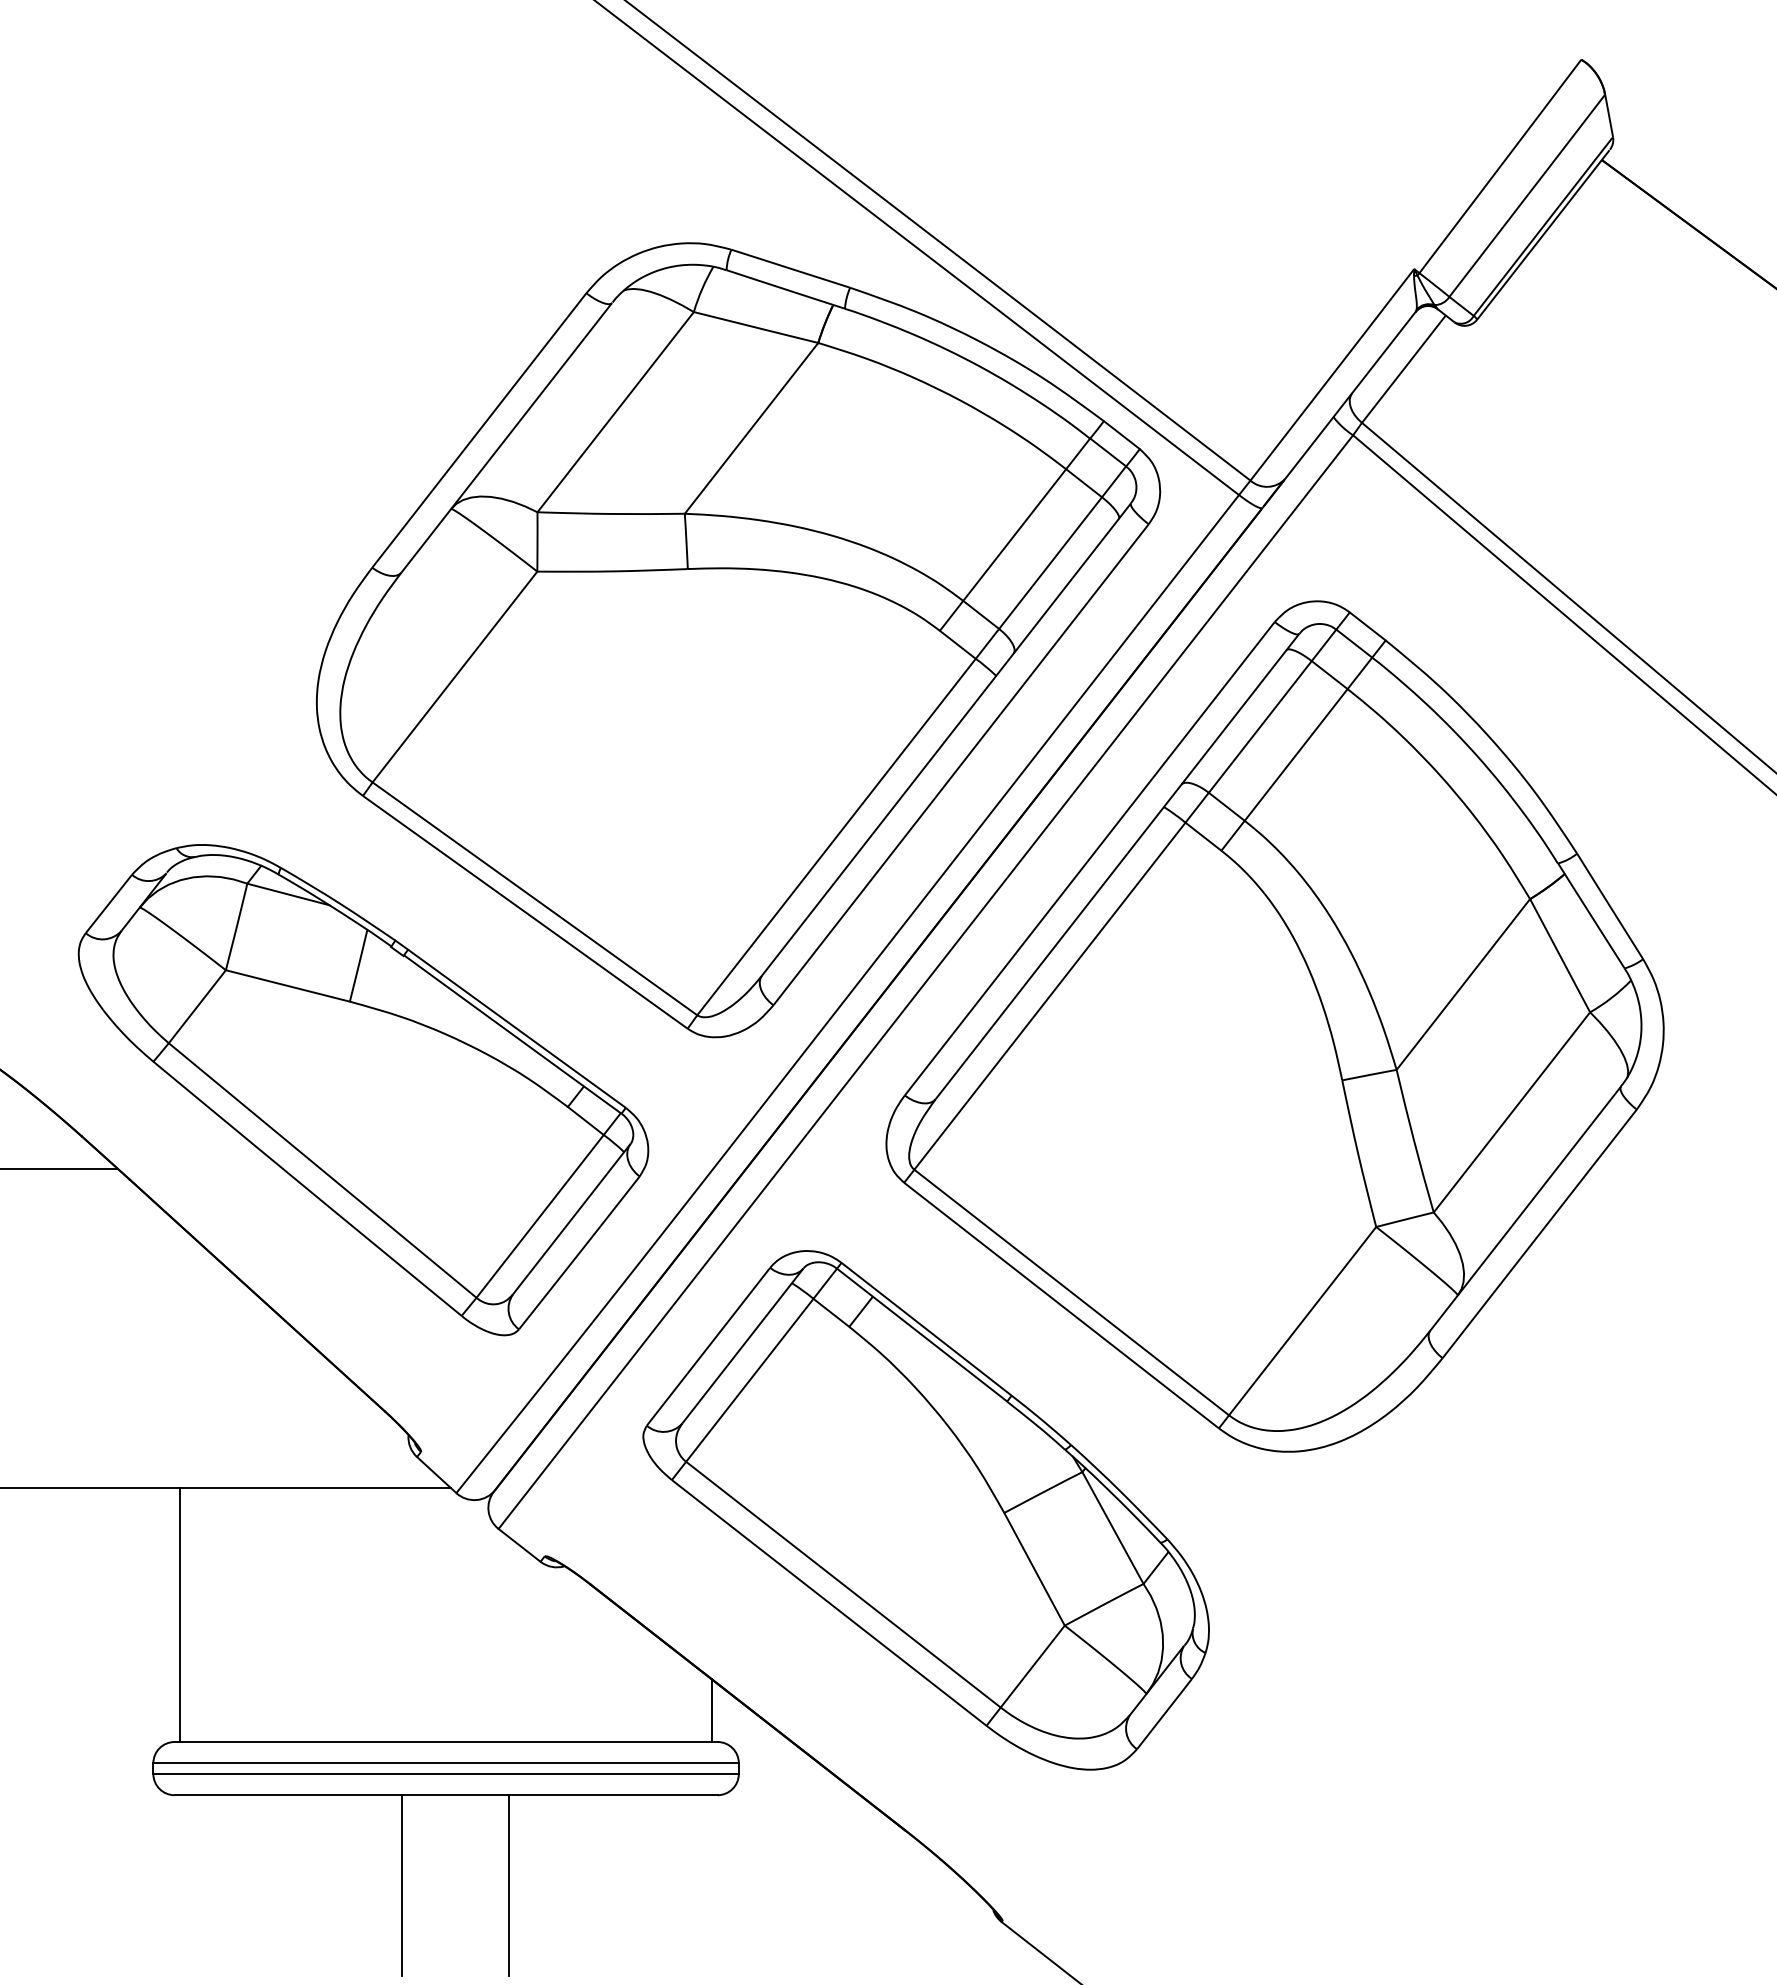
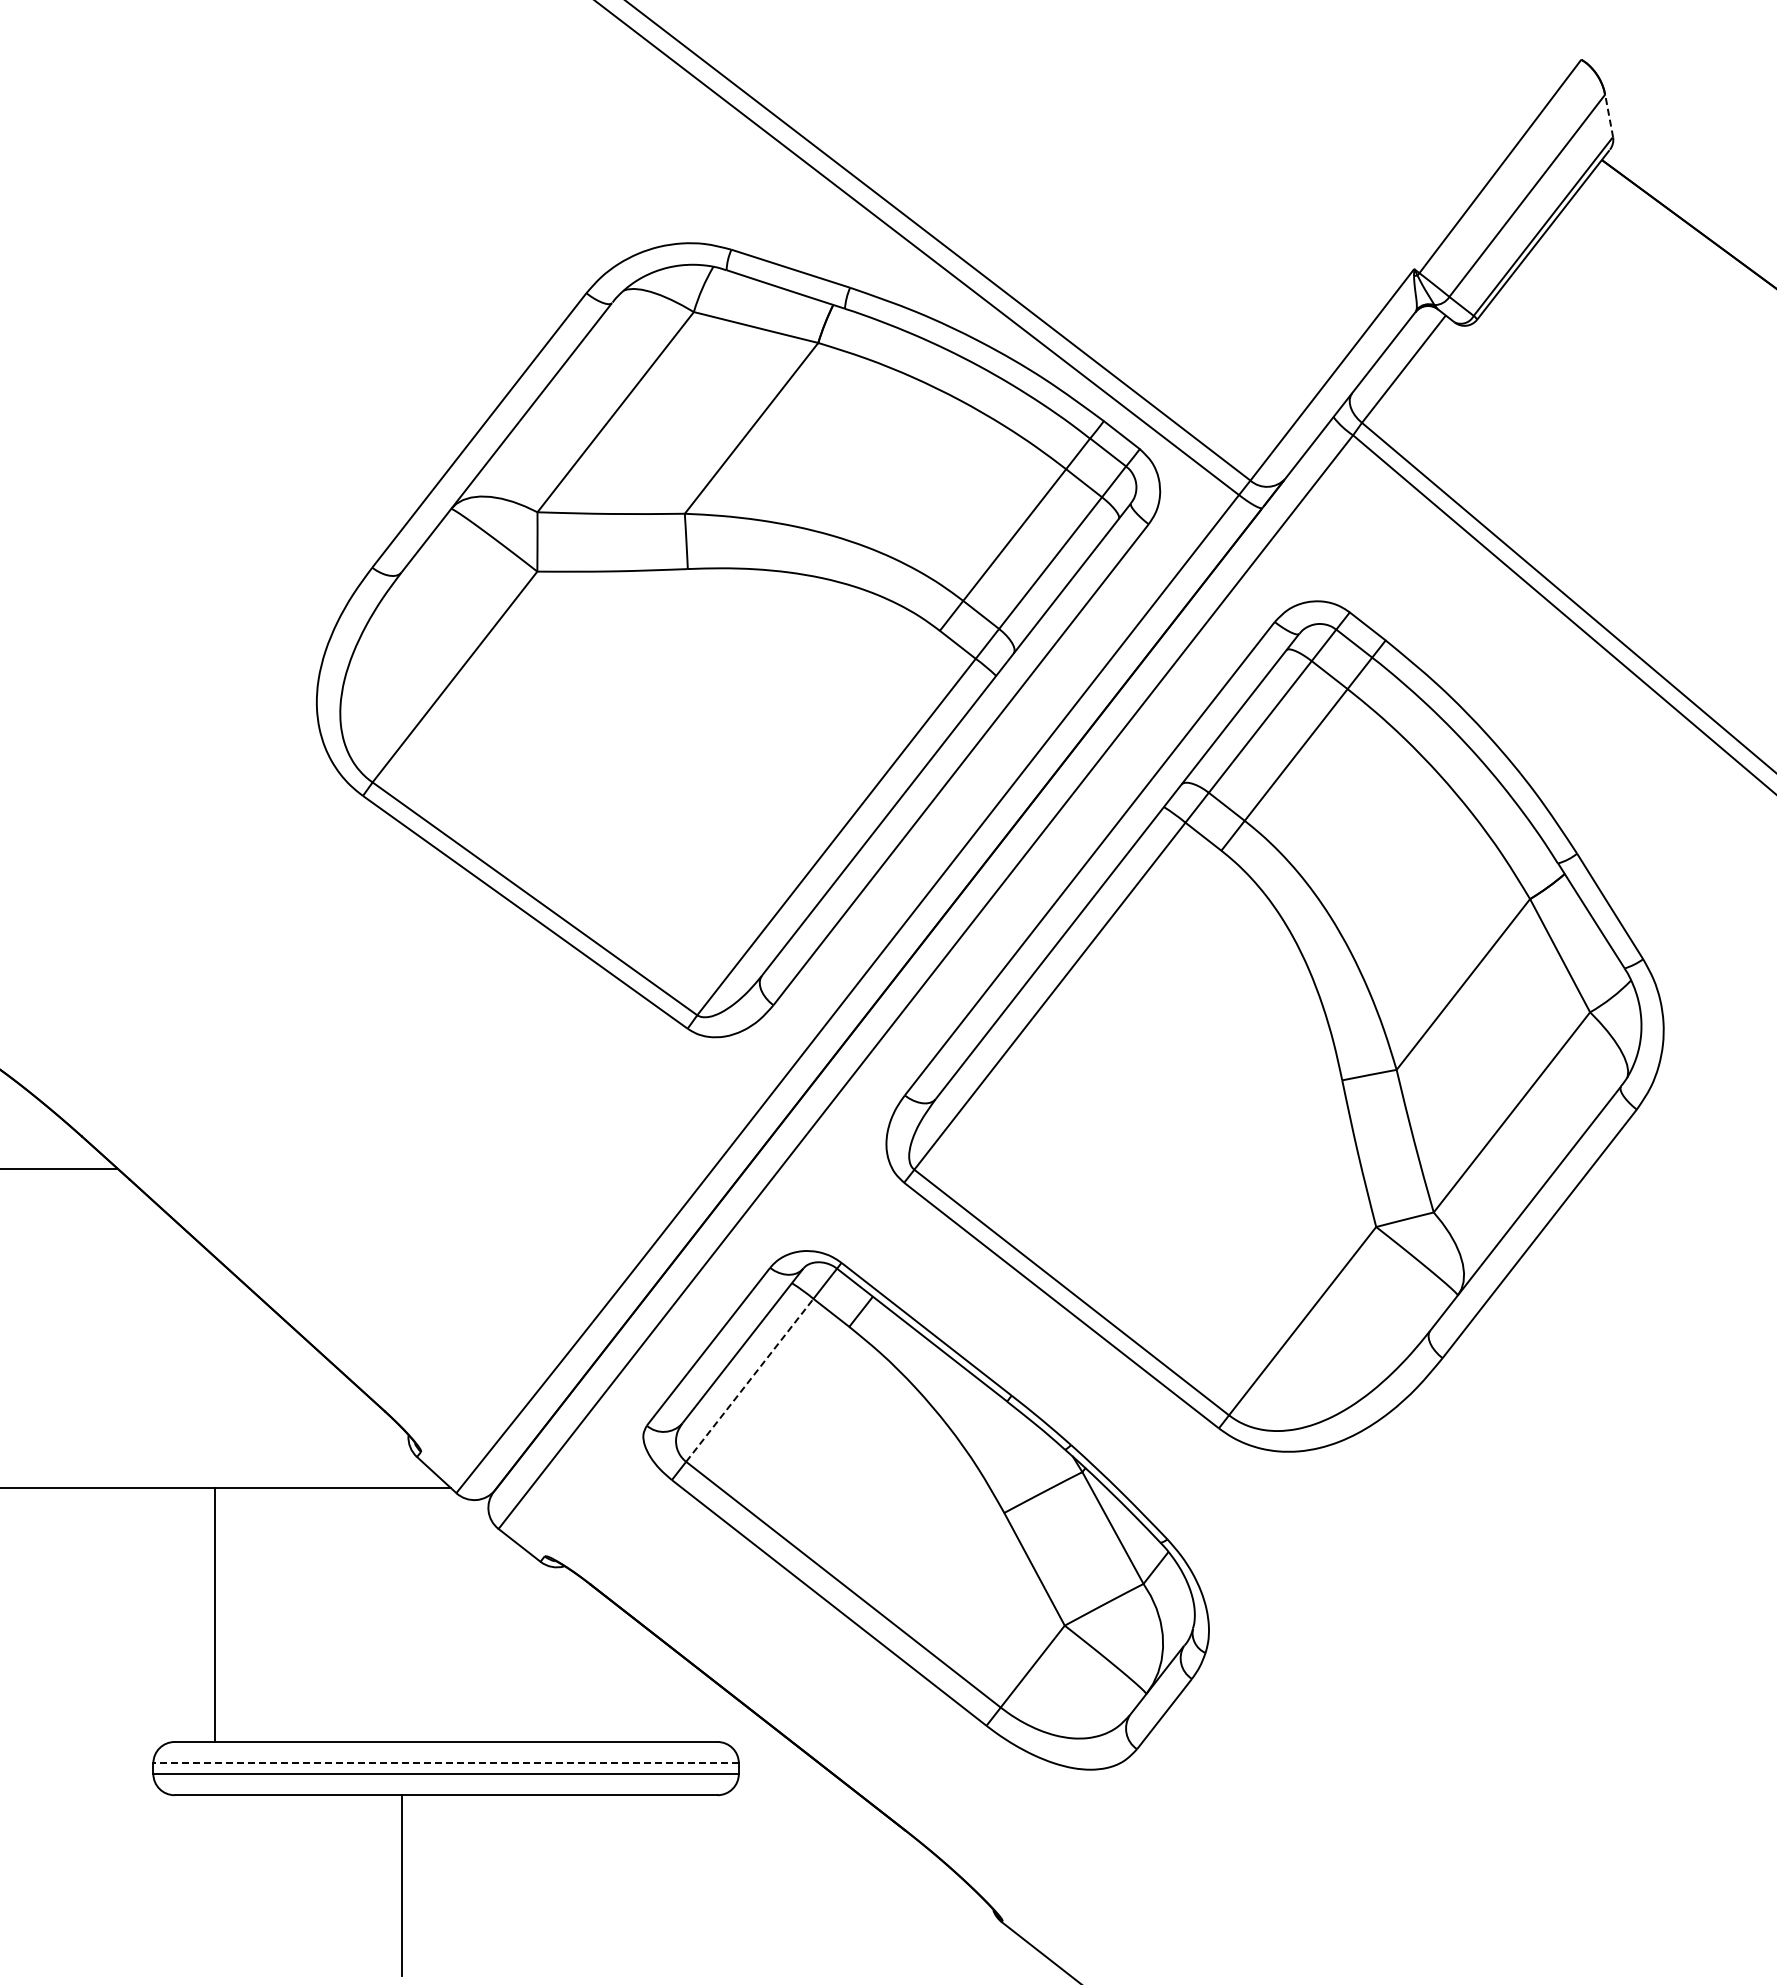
line: solid -> dashed (1609, 115)
part: present -> none (363, 1090)
line: solid -> dashed (750, 1379)
line position: (179, 1614) -> (214, 1614) (214, 1614)
line: present -> none (711, 1710)
line: solid -> dashed (446, 1763)
line: present -> none (508, 1885)
